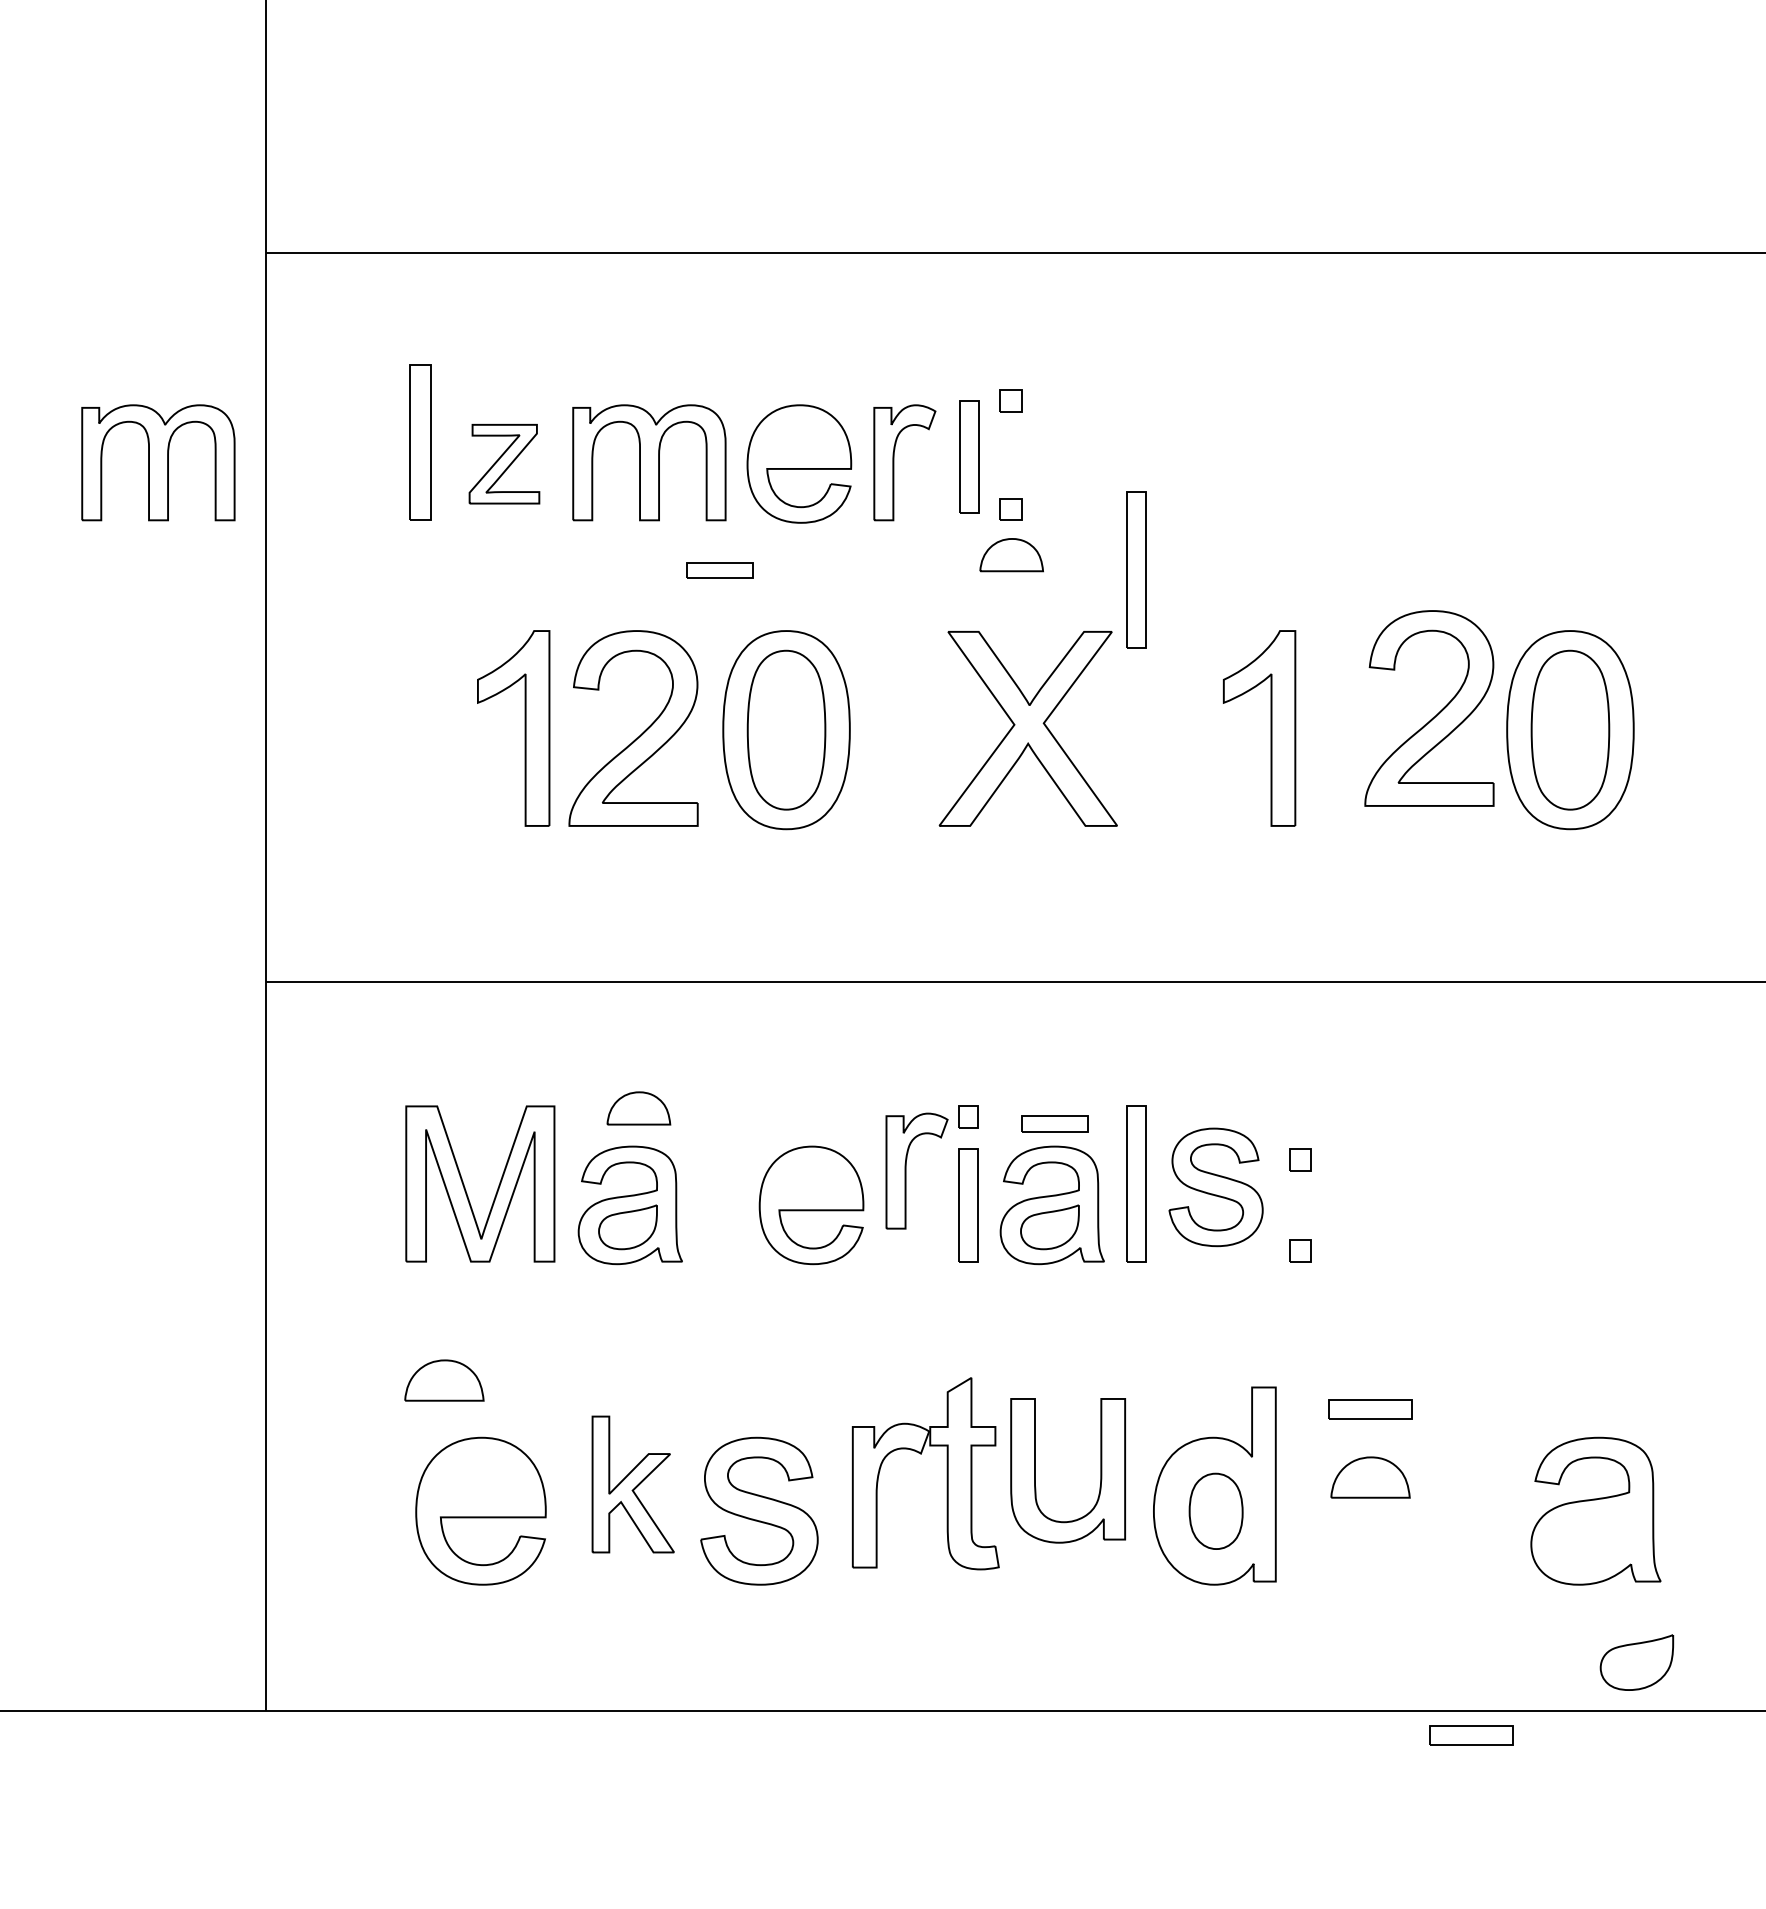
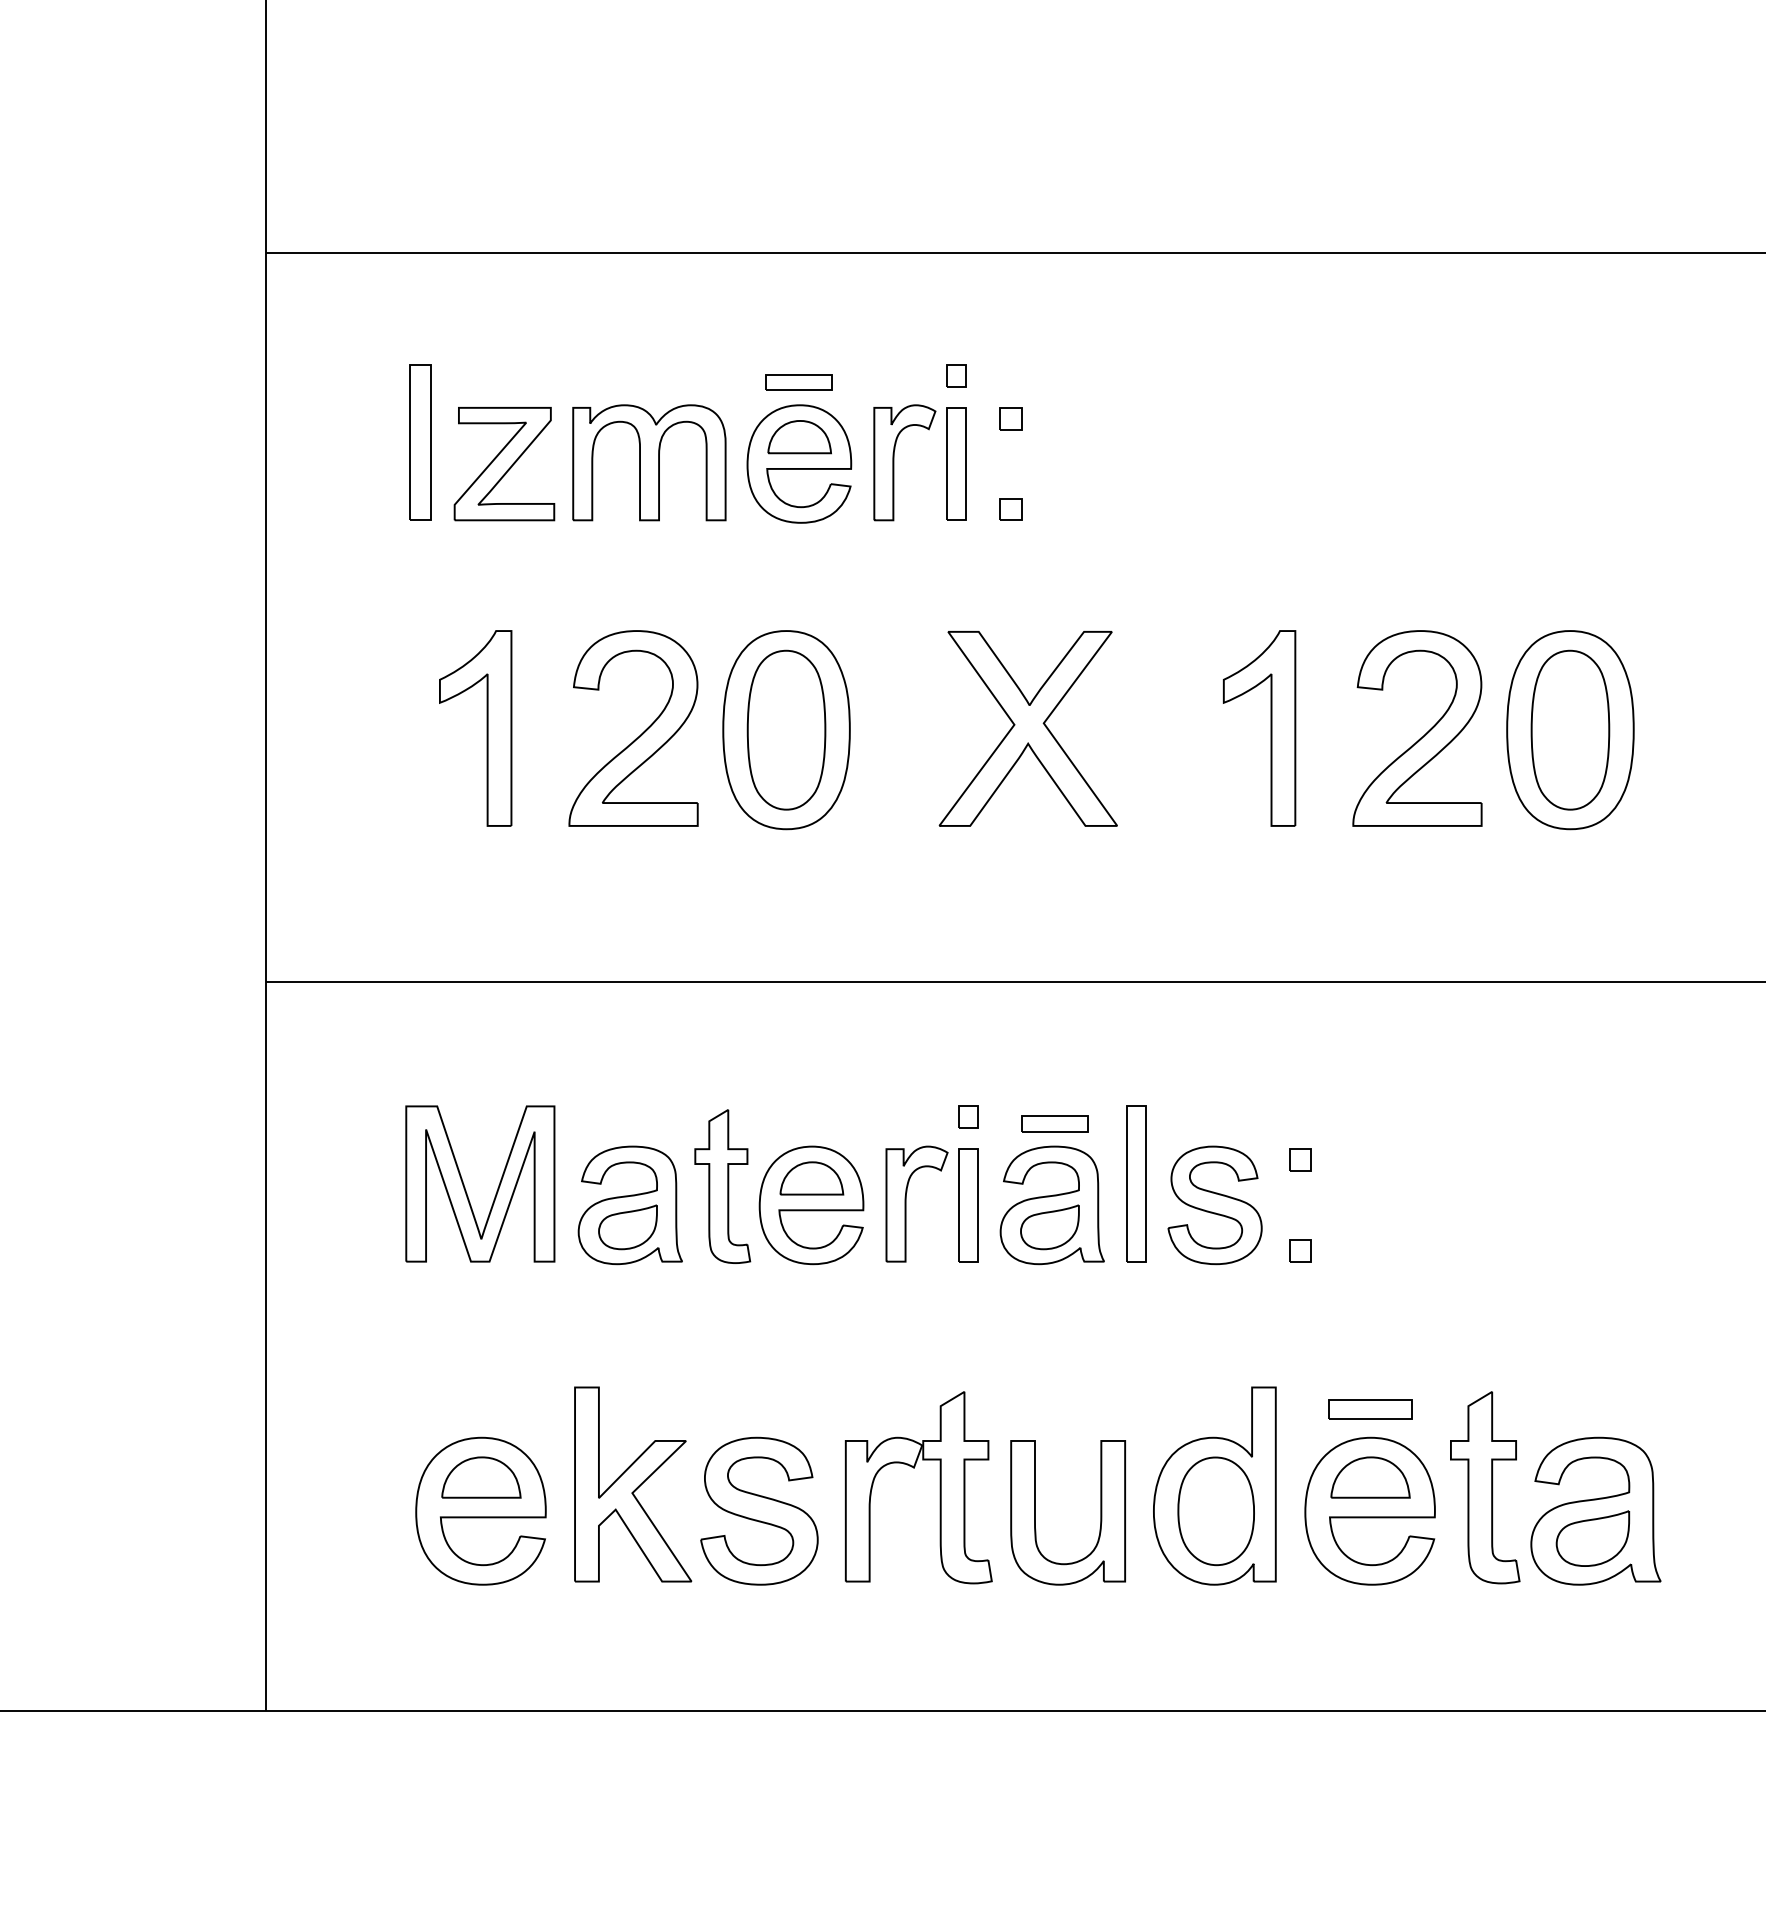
part: none -> present (956, 375)
part position: (1010, 400) -> (1010, 418) (1010, 418)
part position: (969, 456) -> (956, 463) (956, 463)
part: present -> none (158, 462)
part size: 73x81 px -> 103x115 px (504, 464)
part position: (1011, 555) -> (799, 437) (799, 437)
part: present -> none (1136, 569)
part position: (719, 570) -> (798, 382) (798, 382)
part position: (1436, 714) -> (1424, 734) (1424, 734)
part position: (524, 728) -> (486, 728) (486, 728)
part position: (638, 1108) -> (811, 1178) (811, 1178)
part position: (906, 1170) -> (906, 1203) (906, 1203)
part: none -> present (722, 1186)
part position: (1215, 1187) -> (1214, 1205) (1214, 1205)
part position: (444, 1380) -> (481, 1477) (481, 1477)
part position: (921, 1454) -> (914, 1468) (914, 1468)
part position: (1035, 1470) -> (1035, 1512) (1035, 1512)
part size: 84x139 px -> 119x197 px (633, 1484)
part: none -> present (1485, 1487)
part size: 56x78 px -> 78x111 px (1215, 1511)
part: none -> present (1369, 1510)
part position: (1636, 1662) -> (1592, 1538) (1592, 1538)
part: present -> none (1471, 1735)
